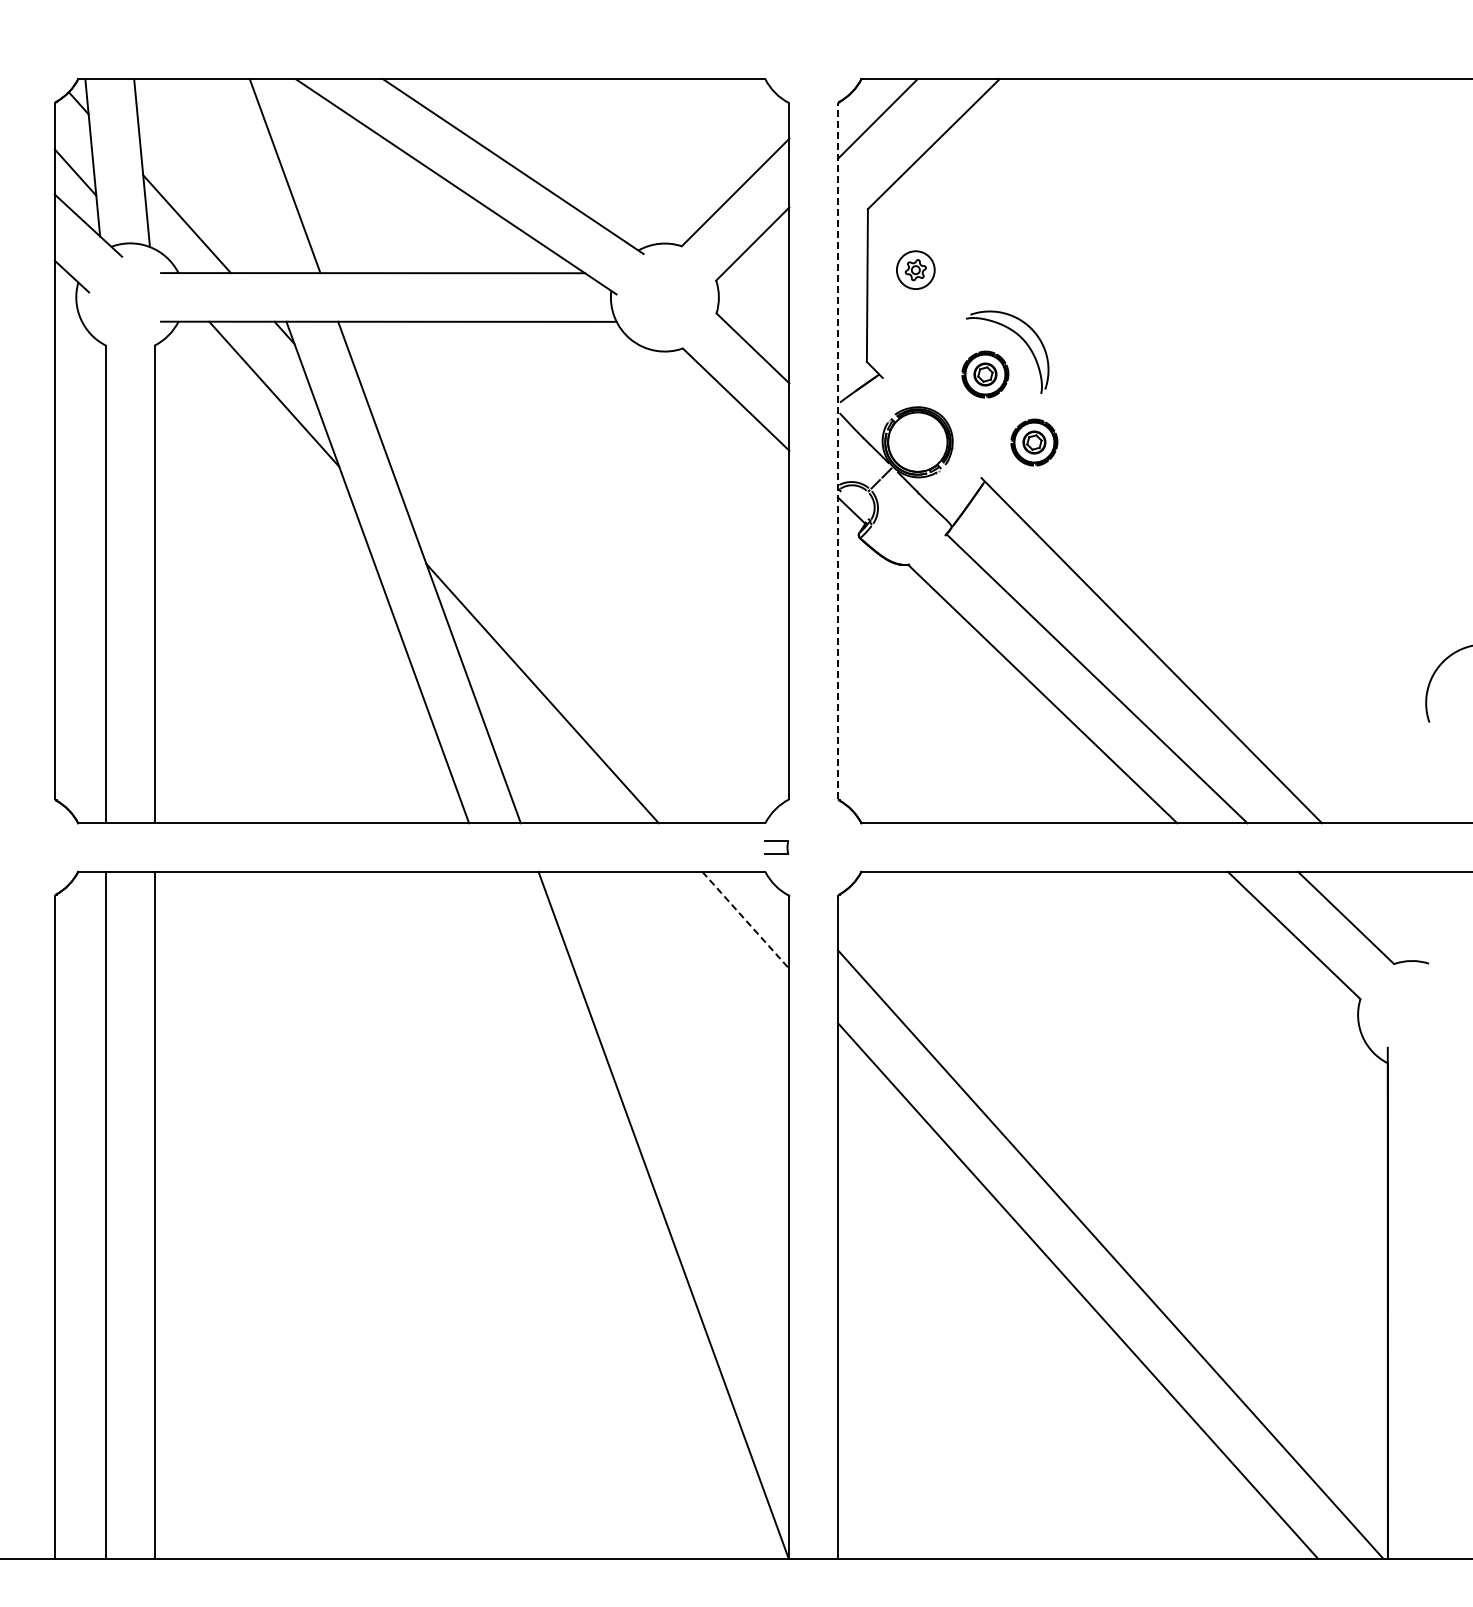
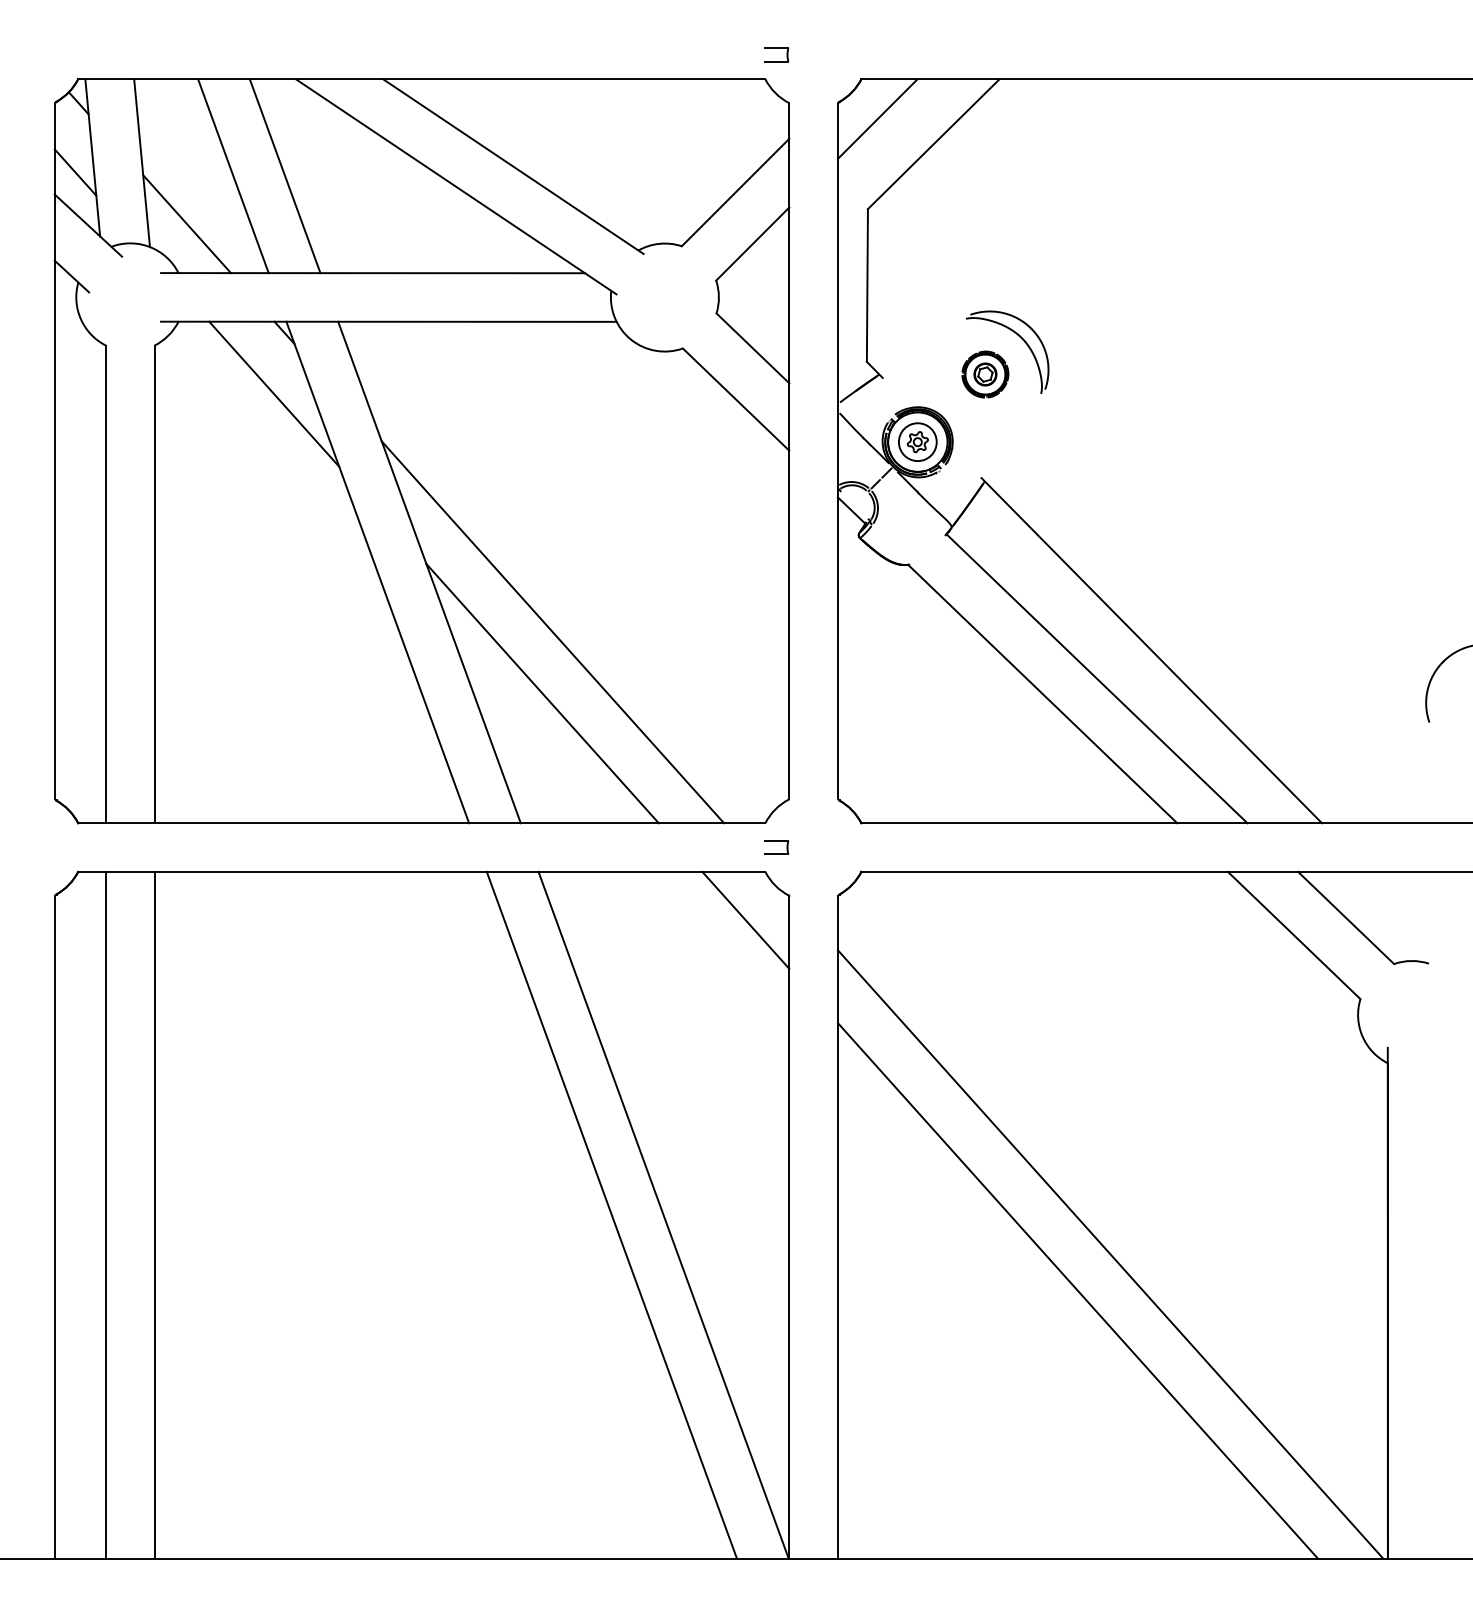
part: none -> present (776, 54)
line: none -> present (233, 176)
part position: (915, 269) -> (917, 441) (917, 441)
part: present -> none (1034, 442)
line: dashed -> solid (837, 450)
line: none -> present (552, 632)
line: dashed -> solid (746, 920)
line: none -> present (611, 1214)
